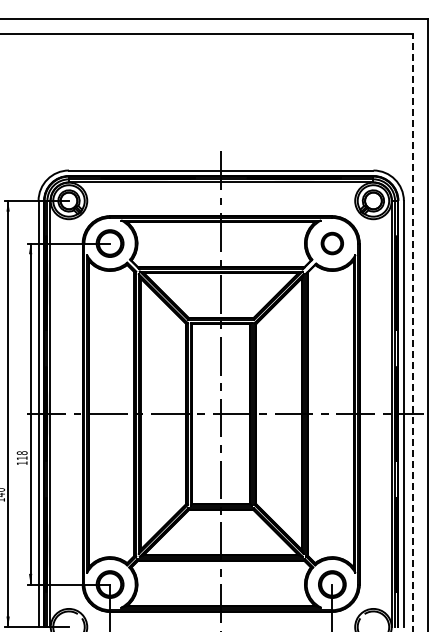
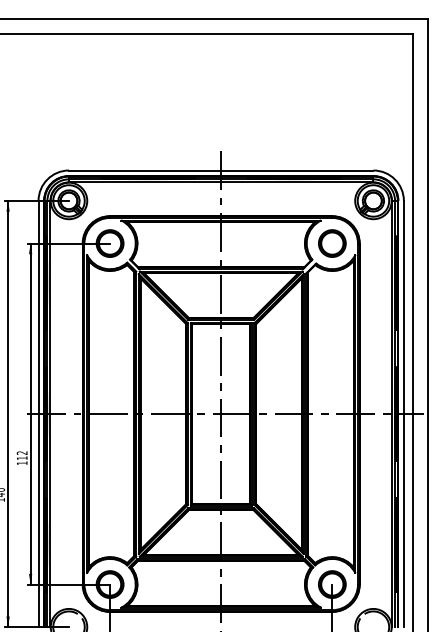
part size: 24x25 px -> 29x29 px (332, 243)
line: dashed -> solid (412, 332)
text: 118 -> 112 (22, 453)
